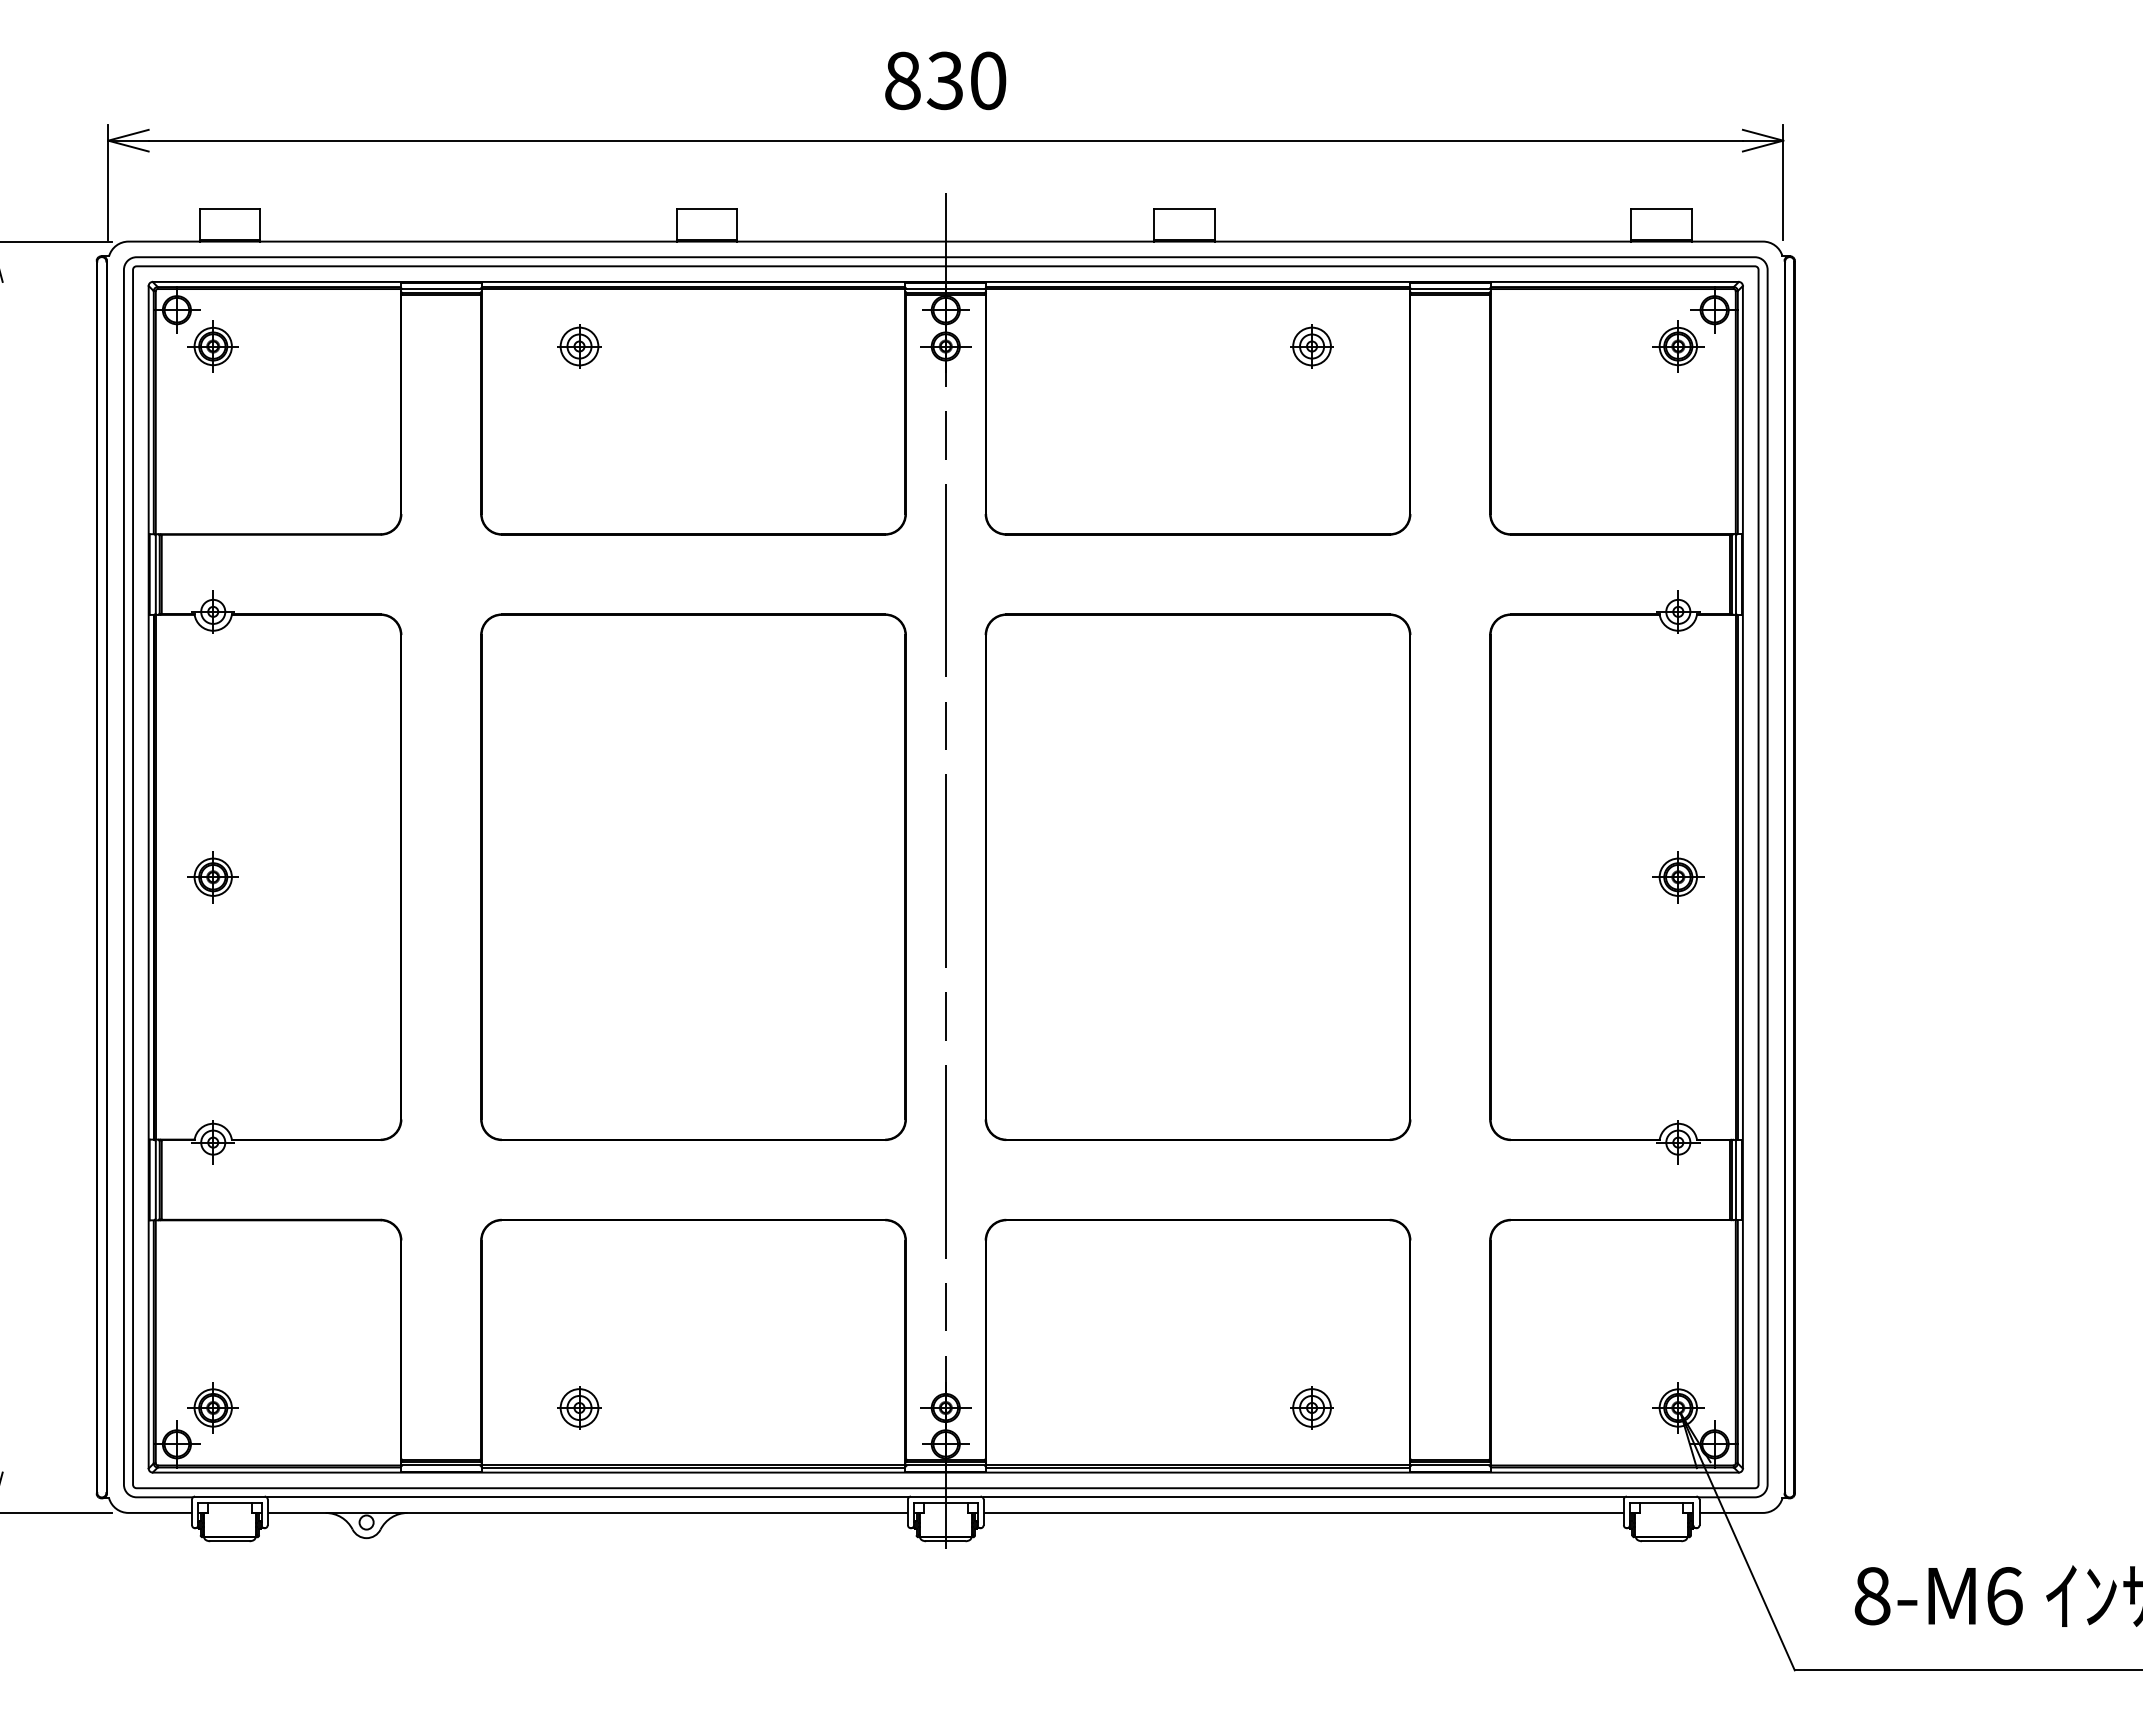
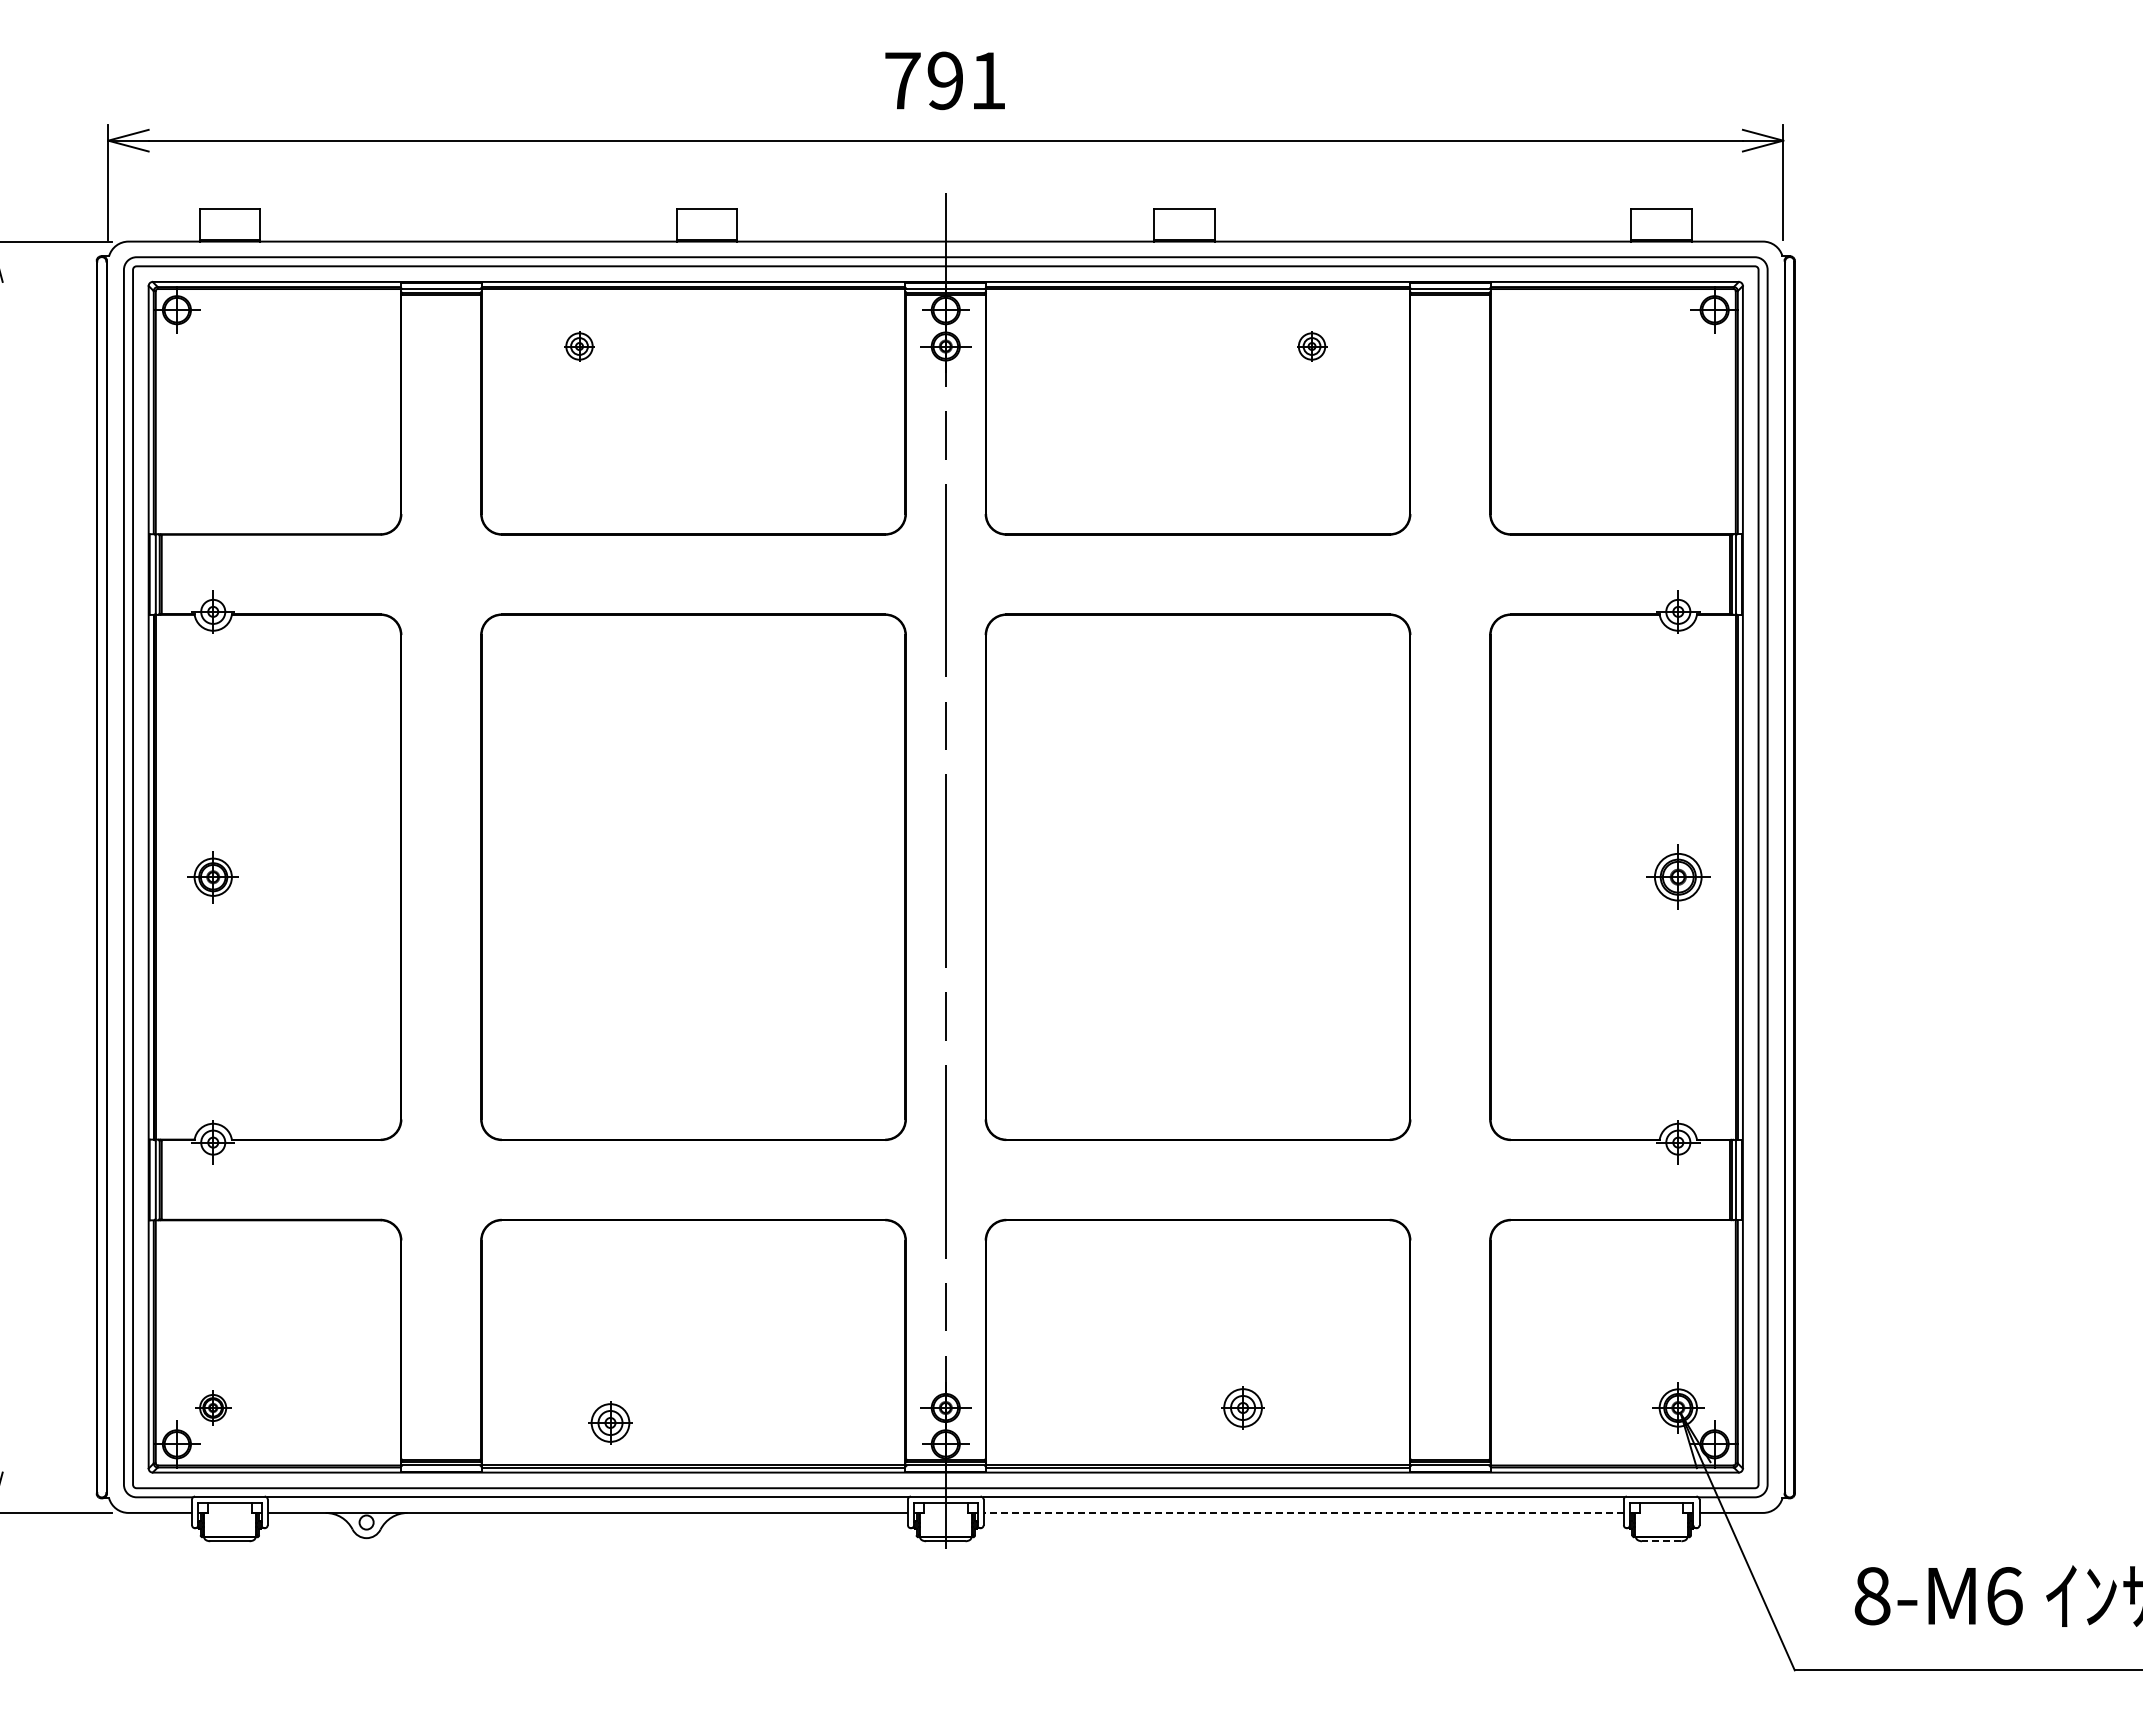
text: 830 -> 791 (945, 80)
part: present -> none (212, 346)
part size: 45x45 px -> 31x31 px (579, 346)
part size: 44x45 px -> 31x31 px (1312, 346)
part: present -> none (1678, 346)
part size: 53x53 px -> 65x66 px (1678, 876)
part size: 52x52 px -> 37x36 px (213, 1407)
part position: (579, 1407) -> (610, 1422) (610, 1422)
part position: (1311, 1407) -> (1242, 1407) (1242, 1407)
line: solid -> dashed (1303, 1512)
line: solid -> dashed (1661, 1541)
